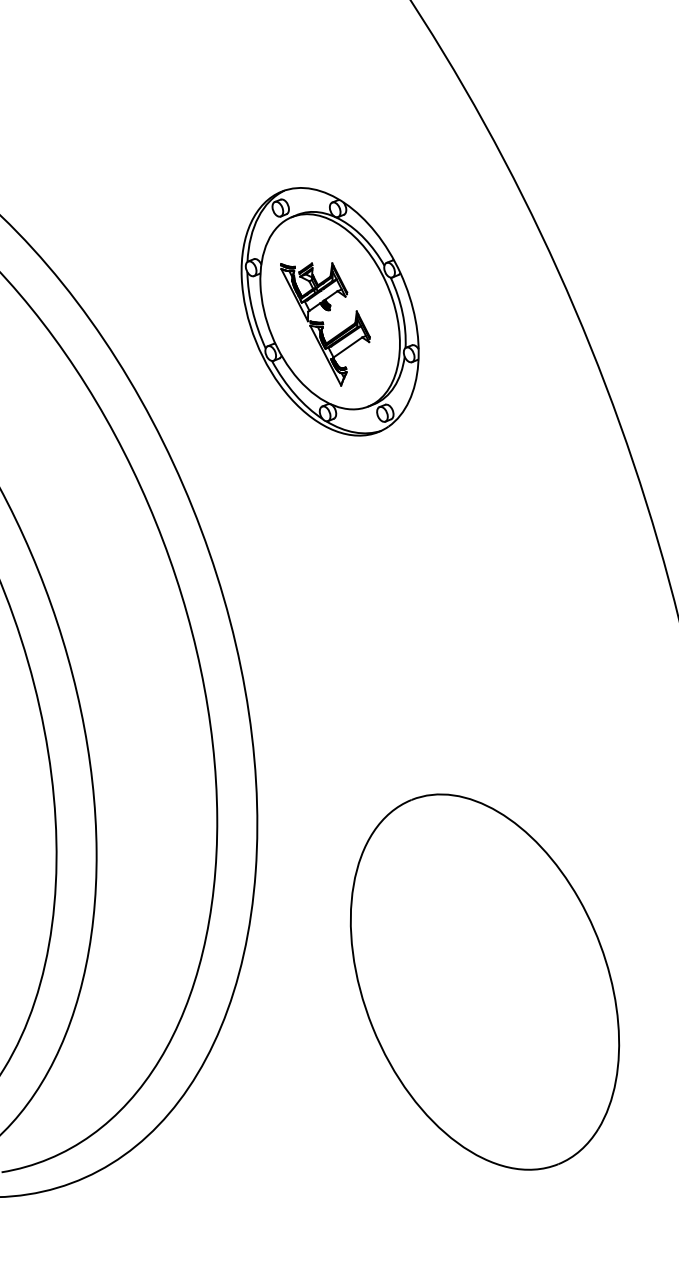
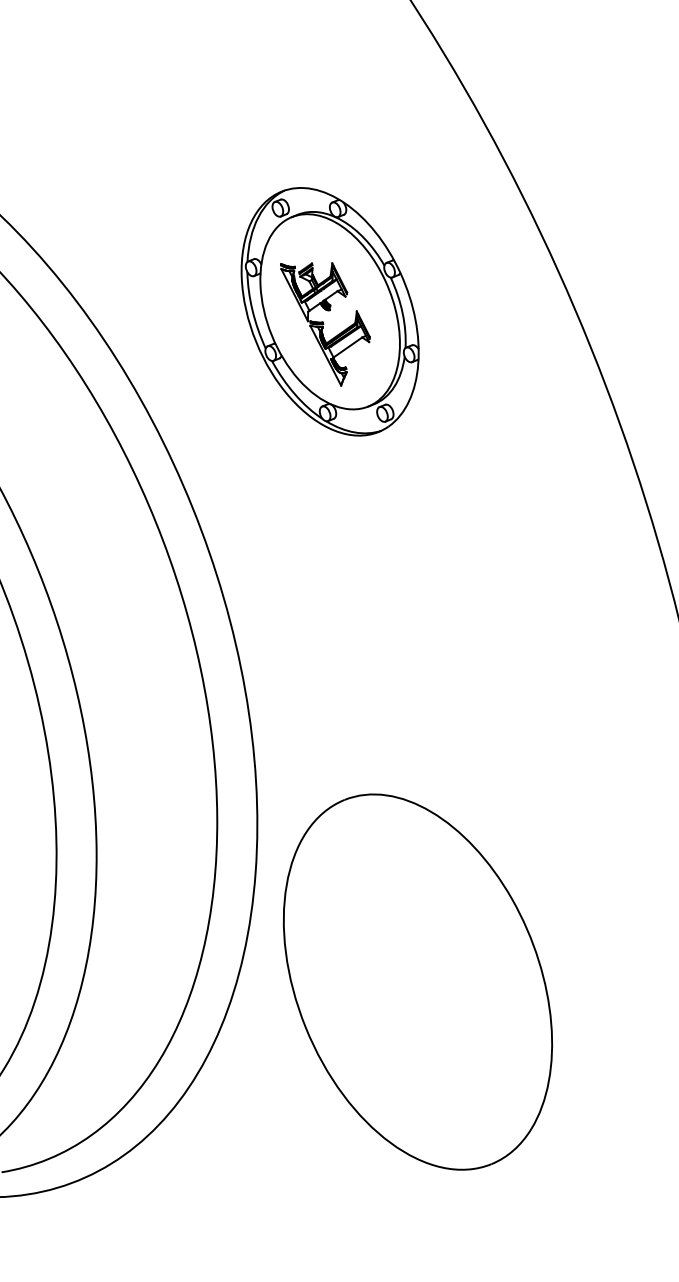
part position: (484, 981) -> (417, 981) (417, 981)
